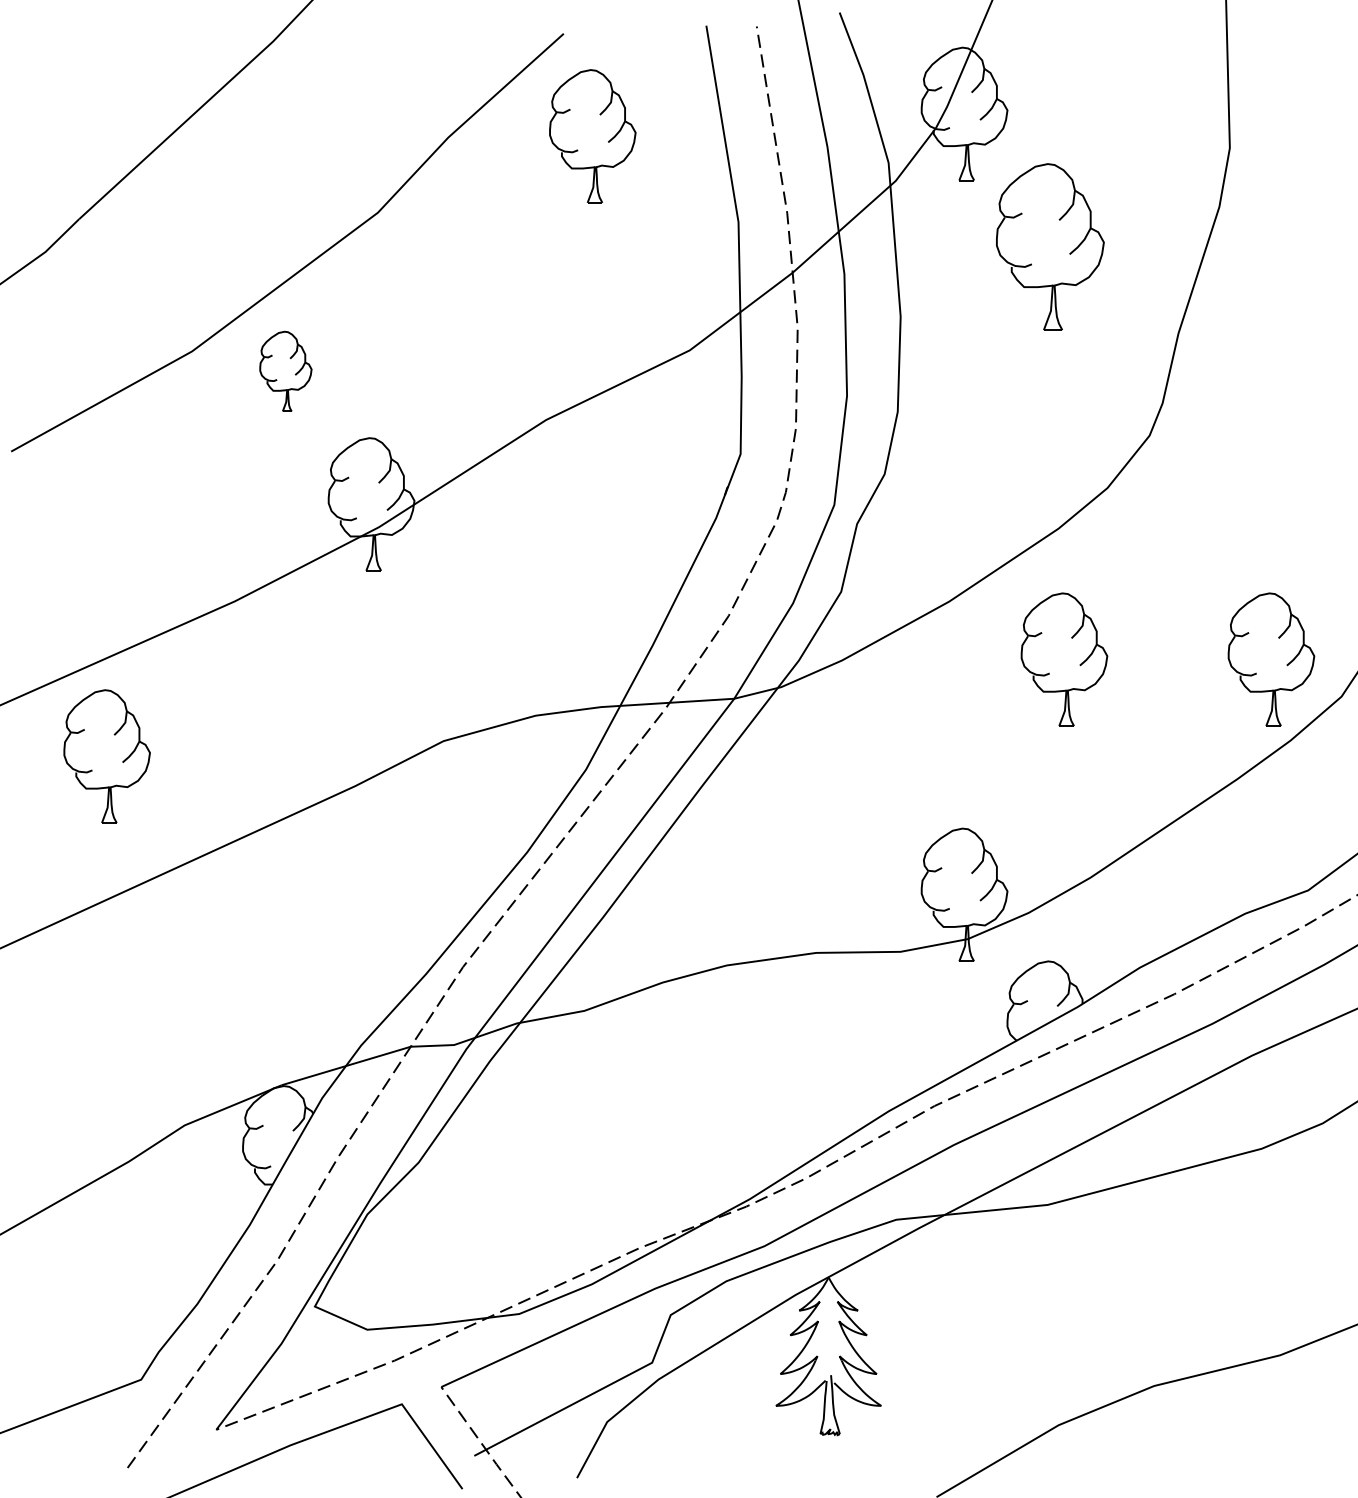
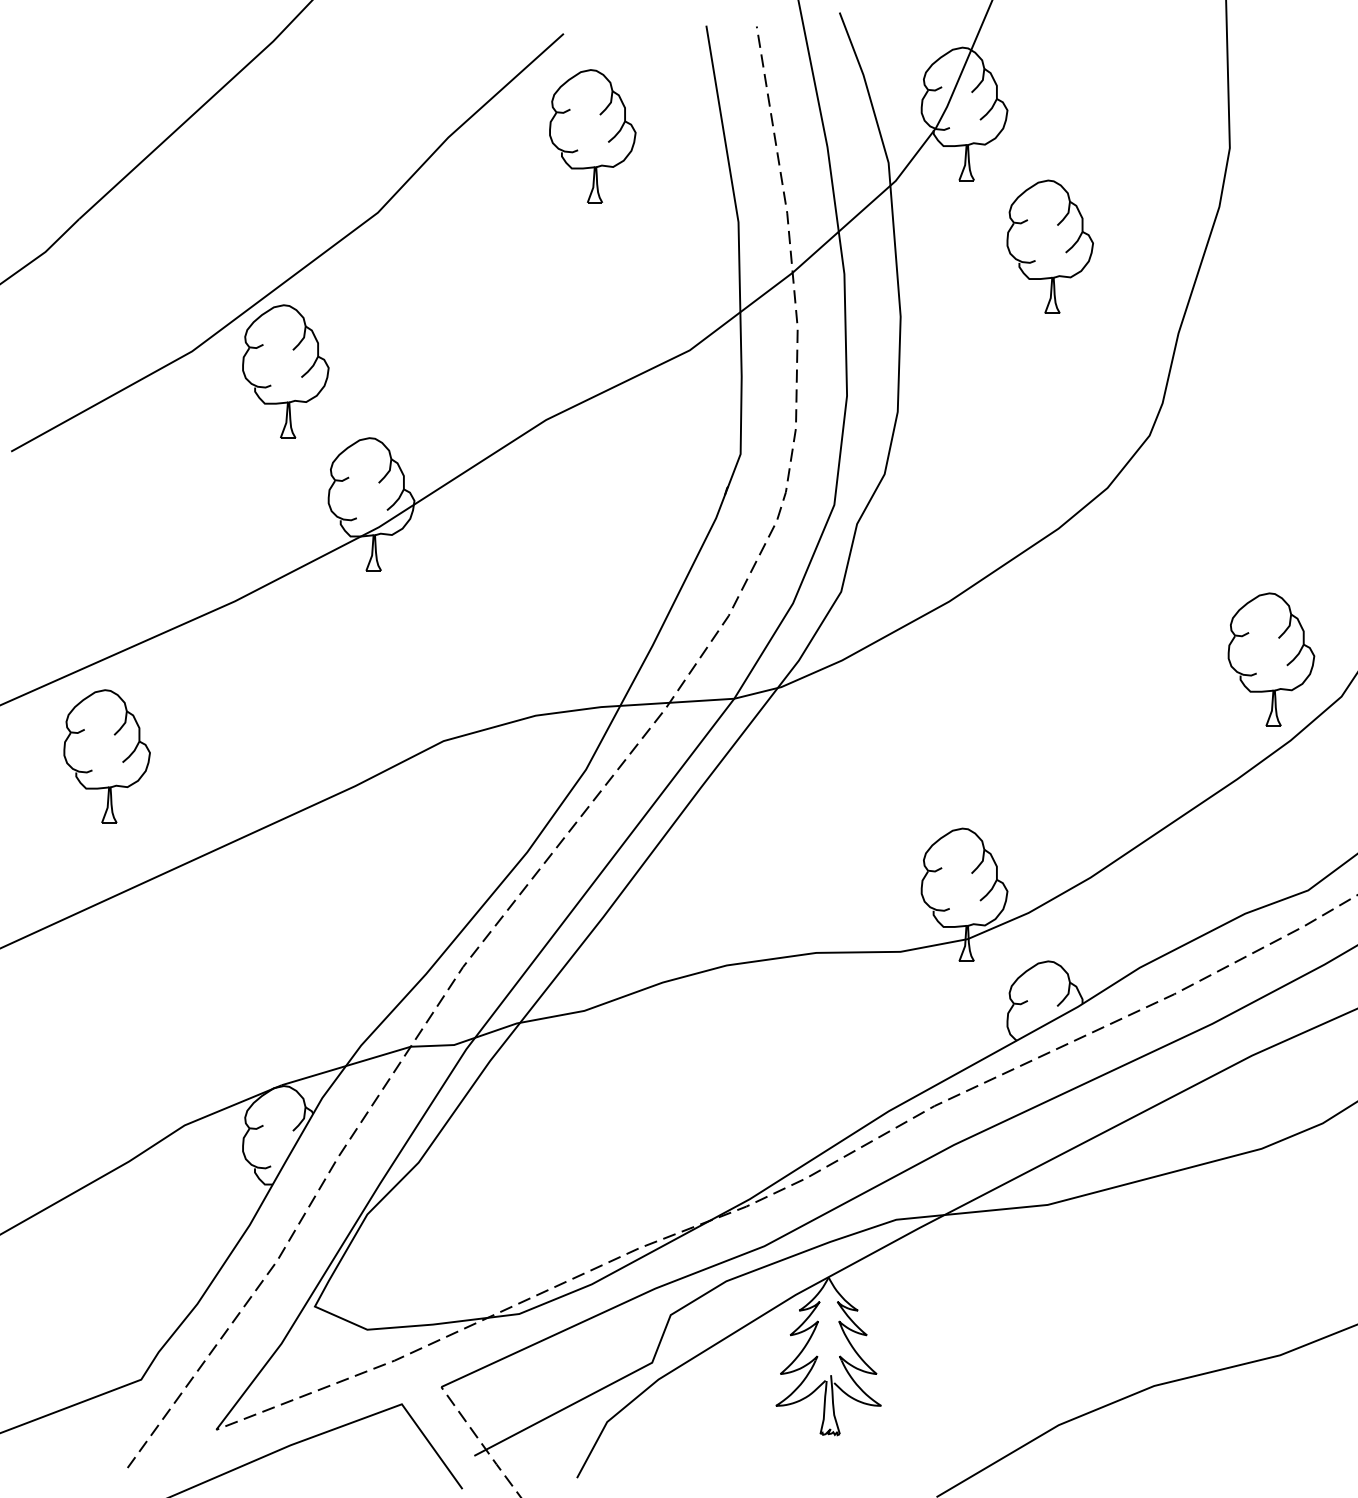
part size: 109x168 px -> 88x135 px (1049, 246)
part size: 54x82 px -> 88x135 px (285, 371)
part: present -> none (1064, 659)
